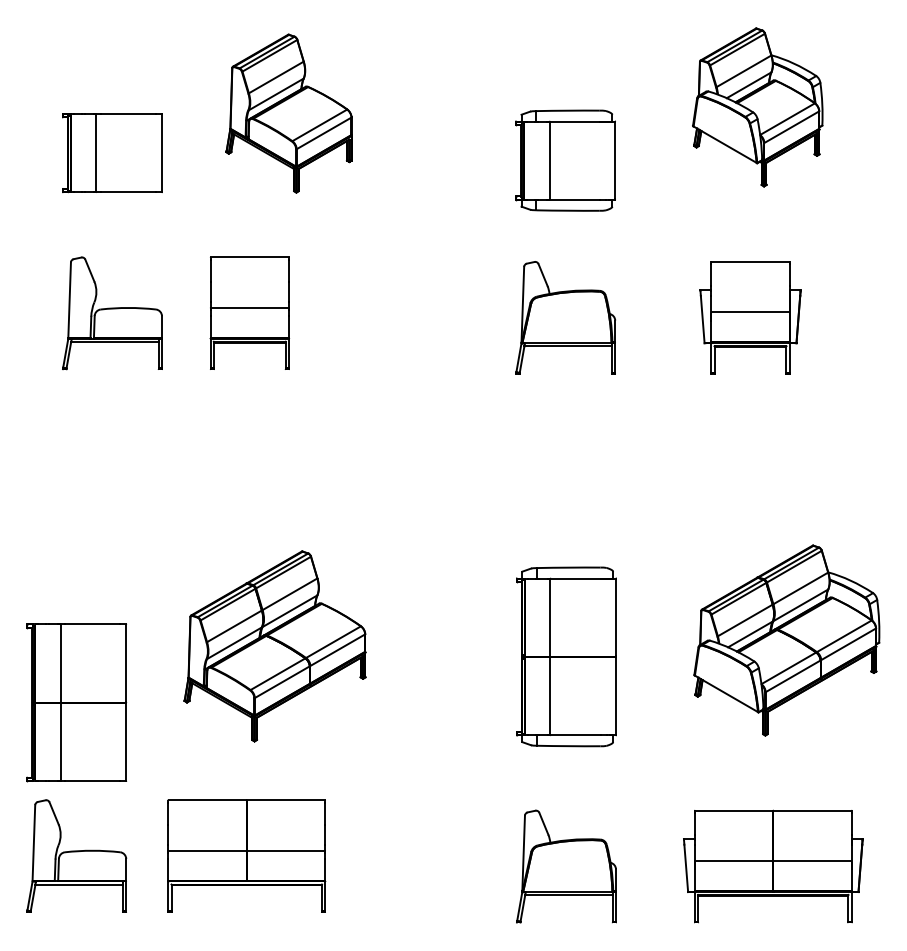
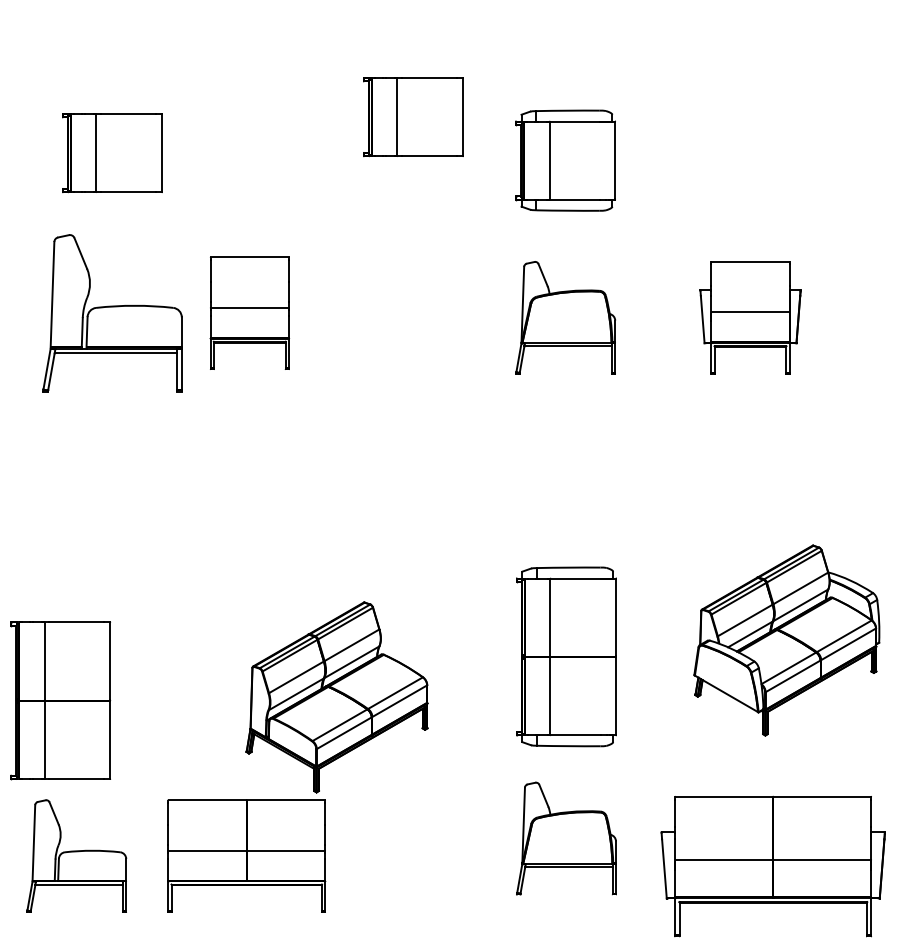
part: present -> none (757, 107)
part: present -> none (288, 113)
part: none -> present (413, 117)
part size: 101x115 px -> 141x159 px (112, 313)
part position: (274, 646) -> (336, 697) (336, 697)
part position: (76, 702) -> (60, 700) (60, 700)
part position: (566, 866) -> (566, 838) (566, 838)
part size: 181x115 px -> 226x143 px (772, 866)
